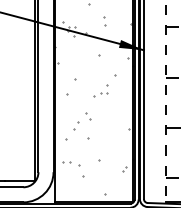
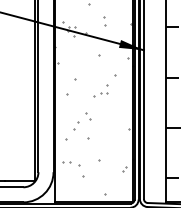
line: dashed -> solid (165, 101)
